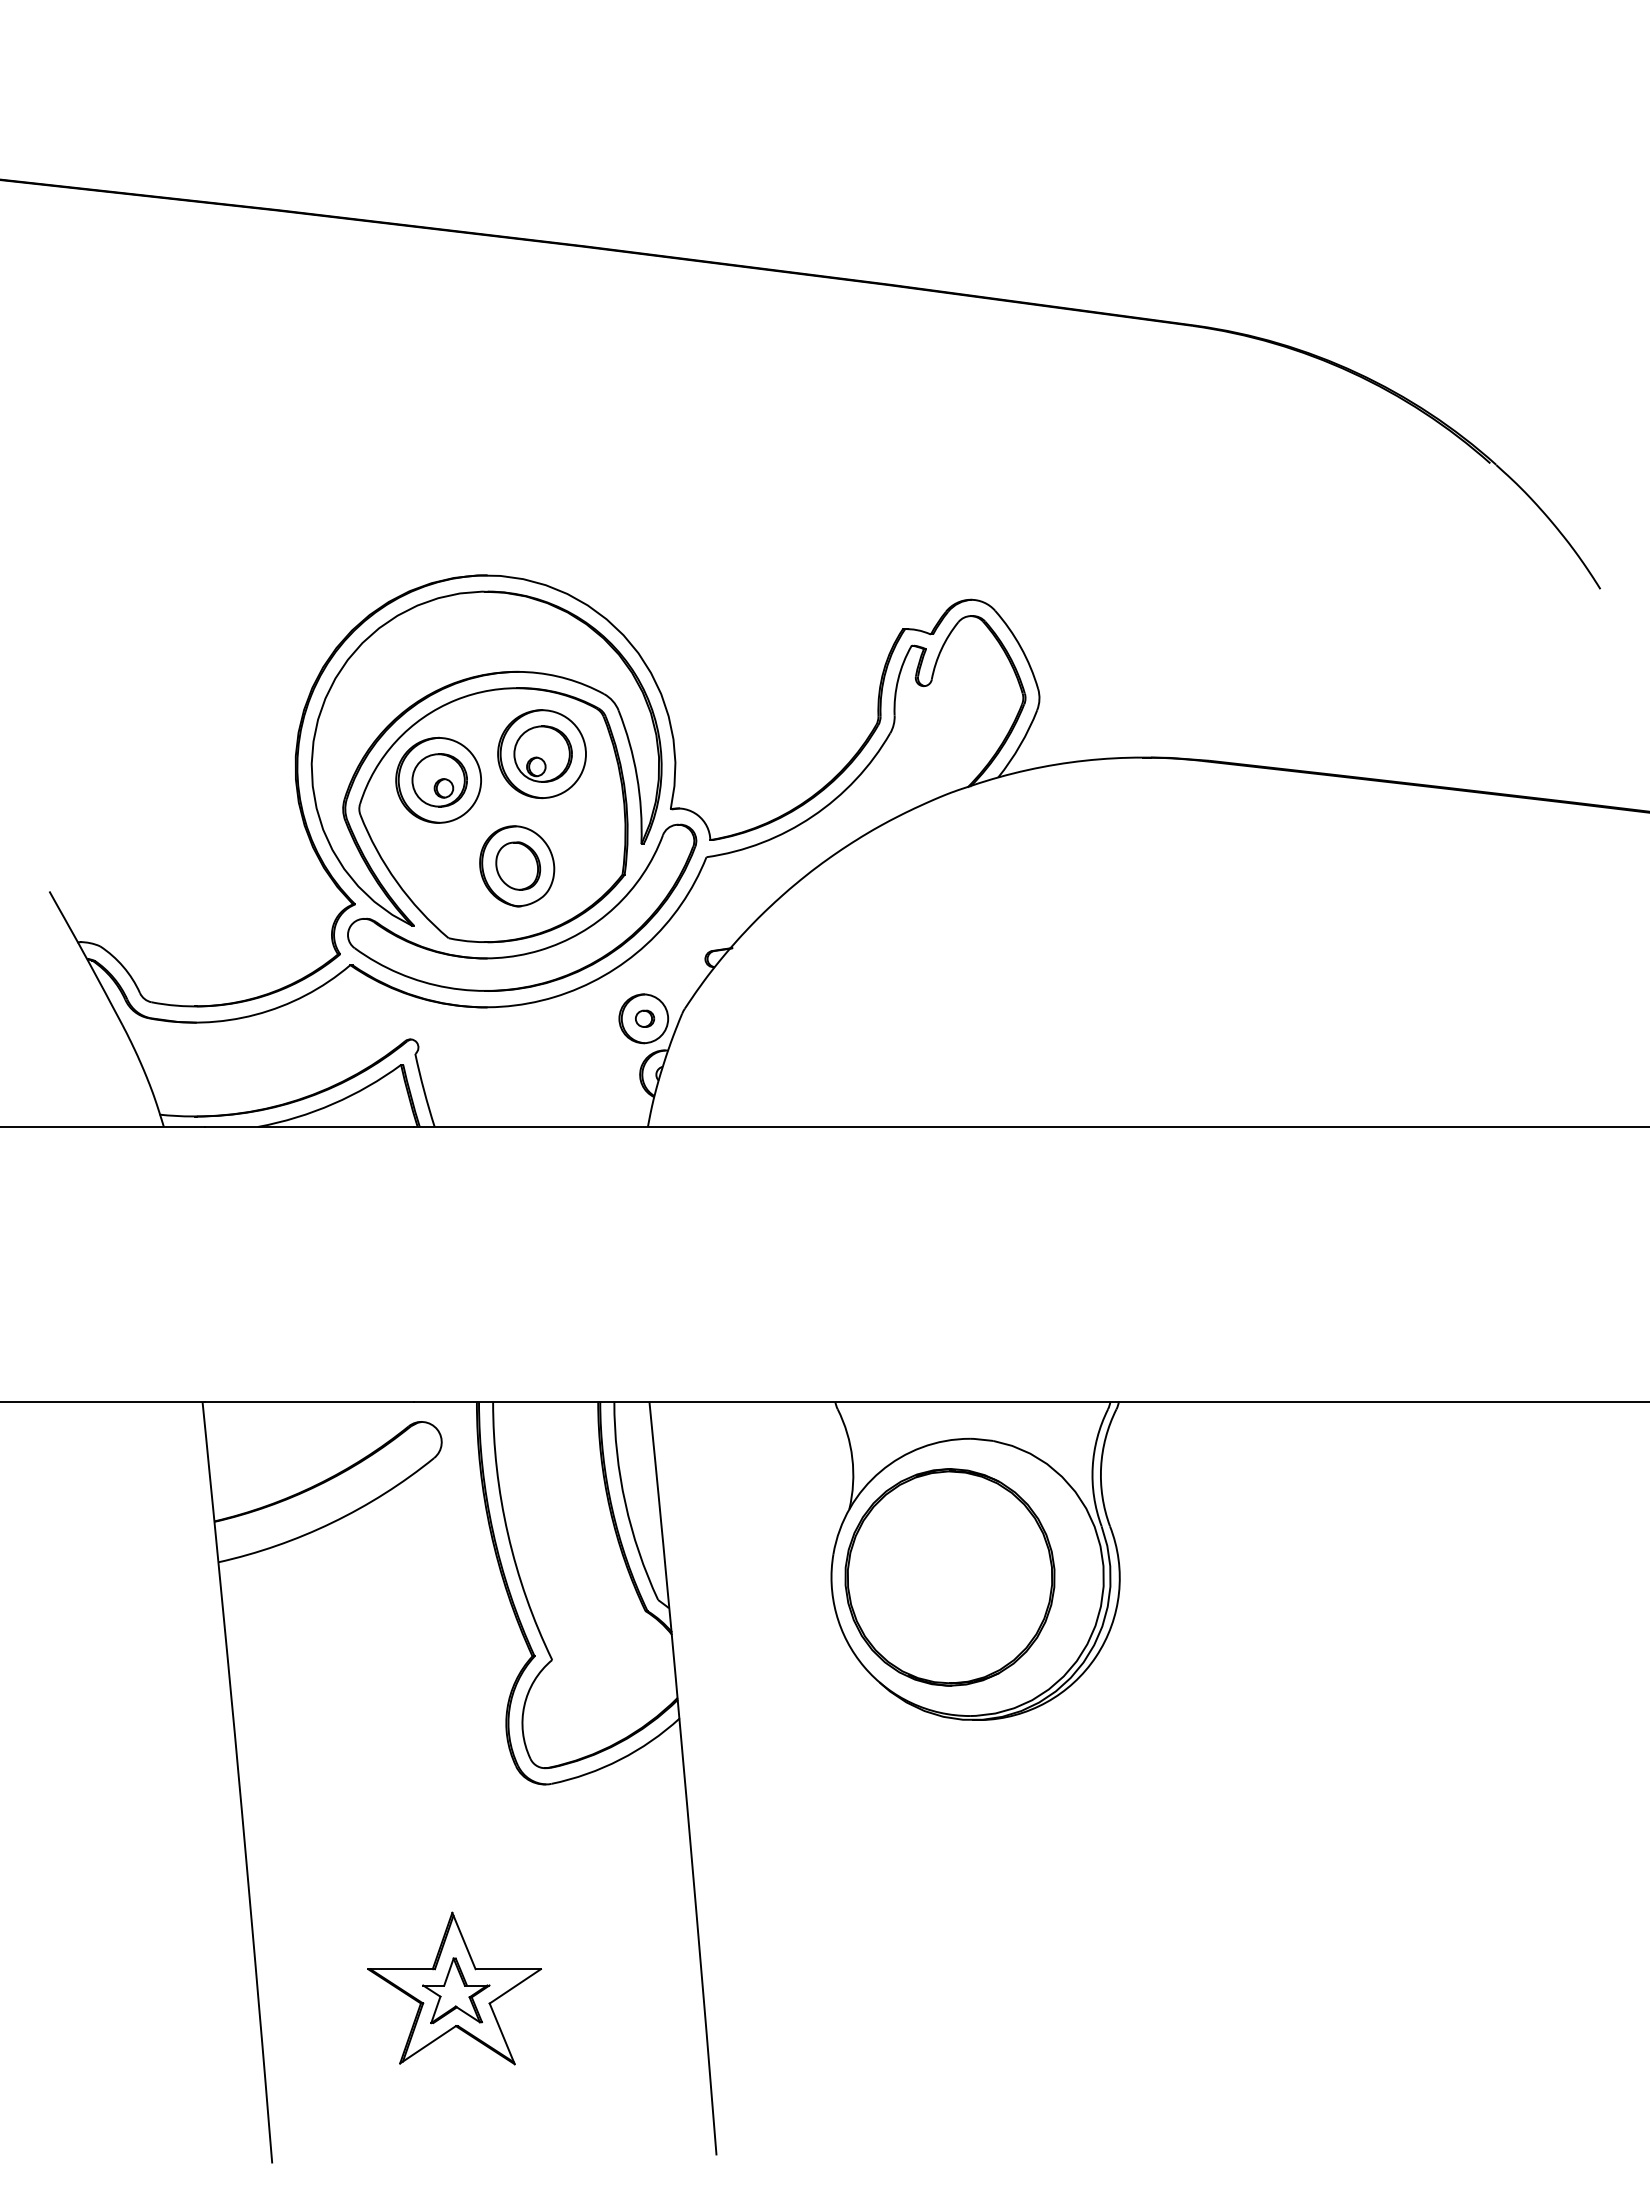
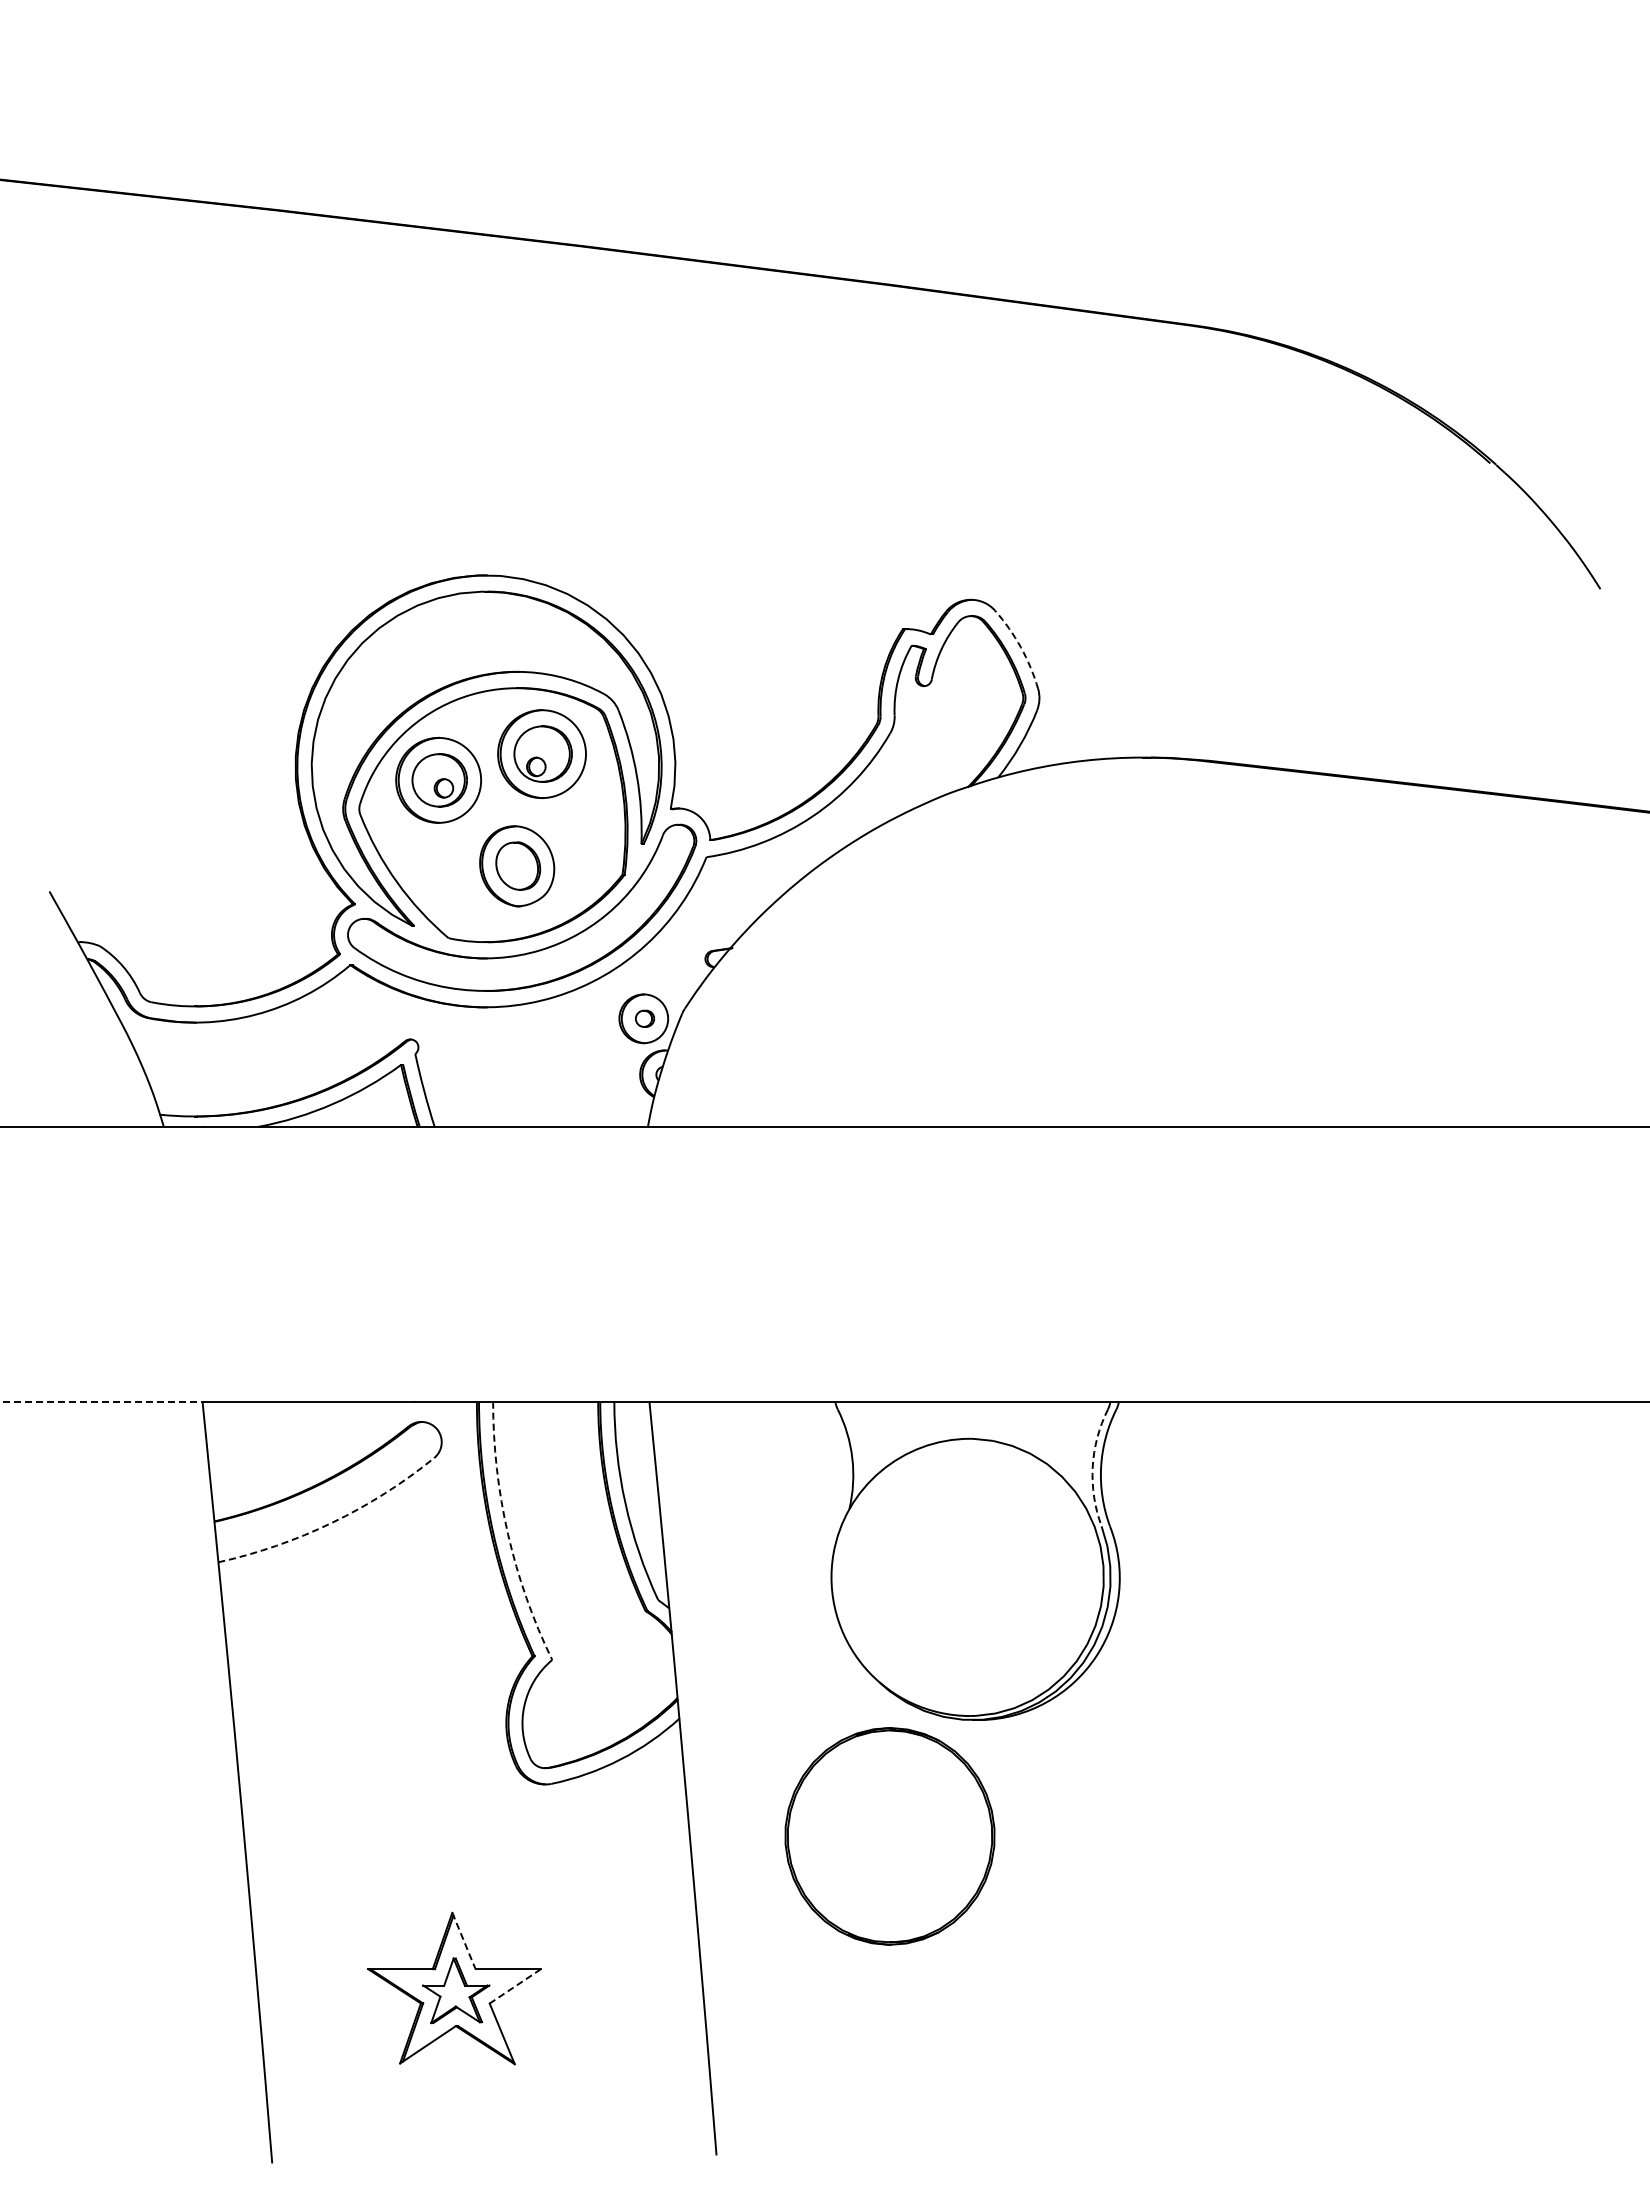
arc: solid -> dashed (1020, 647)
line: solid -> dashed (102, 1401)
arc: solid -> dashed (1092, 1467)
arc: solid -> dashed (332, 1522)
arc: solid -> dashed (508, 1534)
part position: (949, 1577) -> (889, 1836) (889, 1836)
line: solid -> dashed (464, 1941)
line: solid -> dashed (515, 1986)
